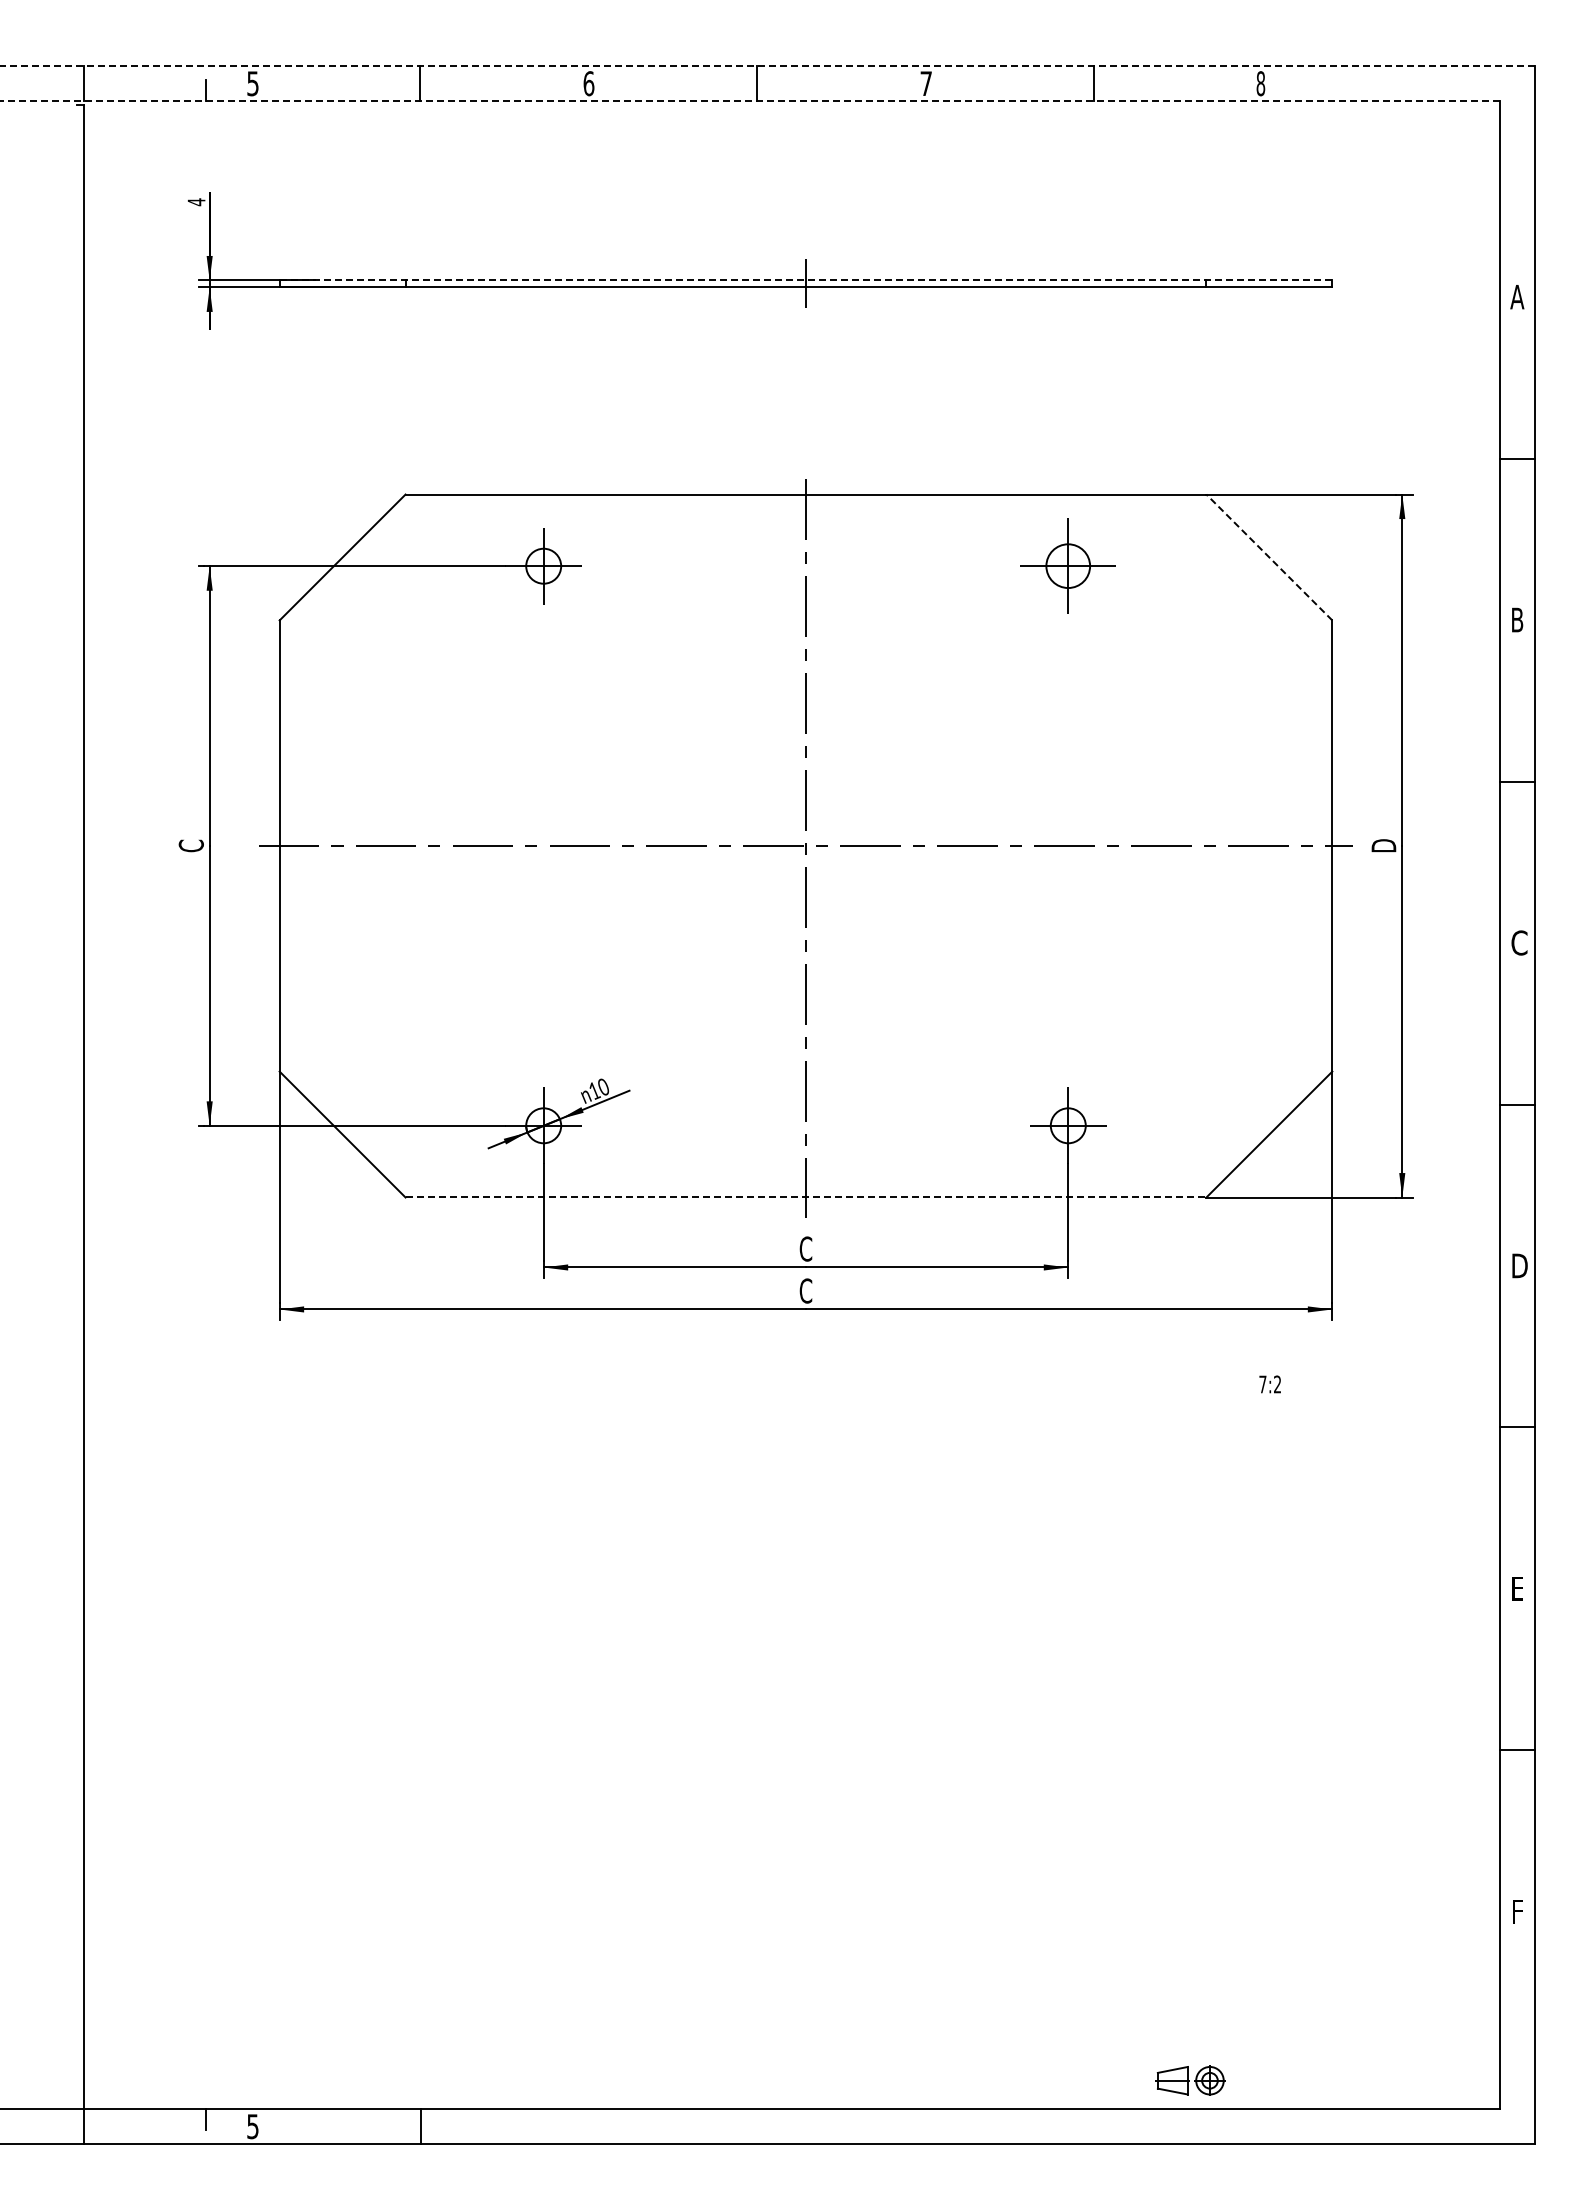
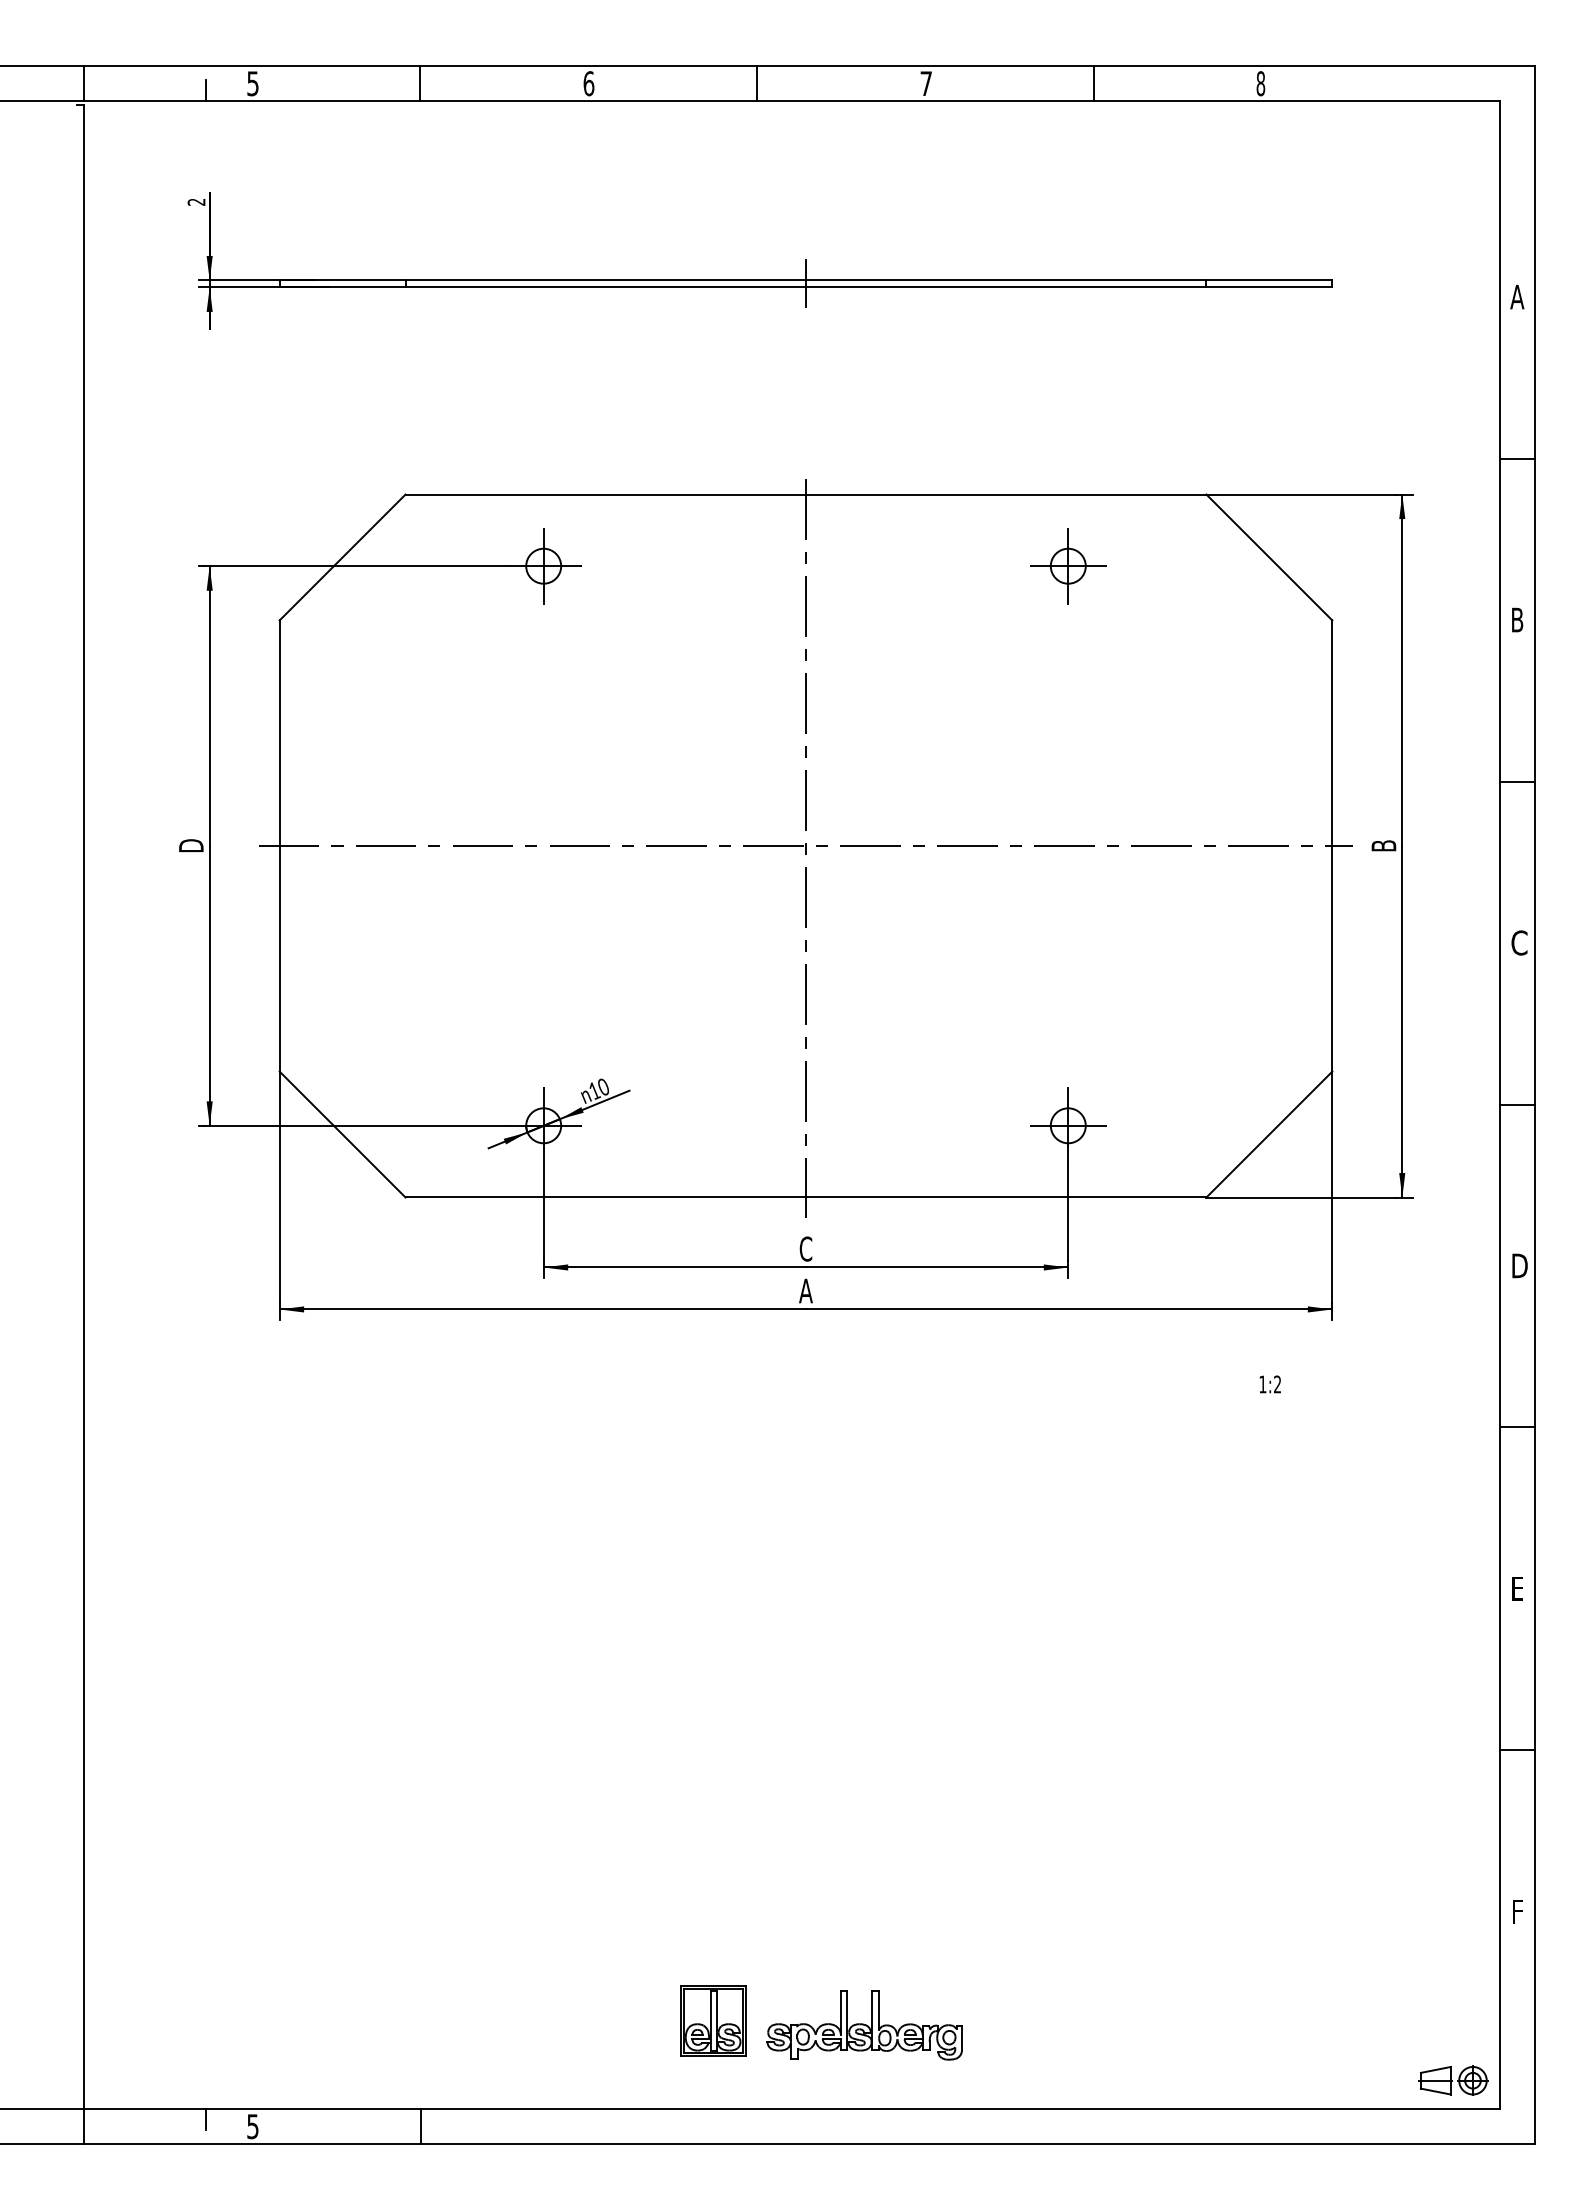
line: dashed -> solid (767, 66)
line: dashed -> solid (750, 101)
text: 4 -> 2 (196, 202)
line: dashed -> solid (806, 280)
line: dashed -> solid (1269, 557)
part size: 96x96 px -> 77x77 px (1068, 566)
text: C -> D (190, 845)
text: D -> B (1383, 845)
line: dashed -> solid (806, 1197)
text: C -> A (805, 1290)
text: 7:2 -> 1:2 (1262, 1384)
part: none -> present (821, 2022)
part position: (1190, 2080) -> (1453, 2080) (1453, 2080)
